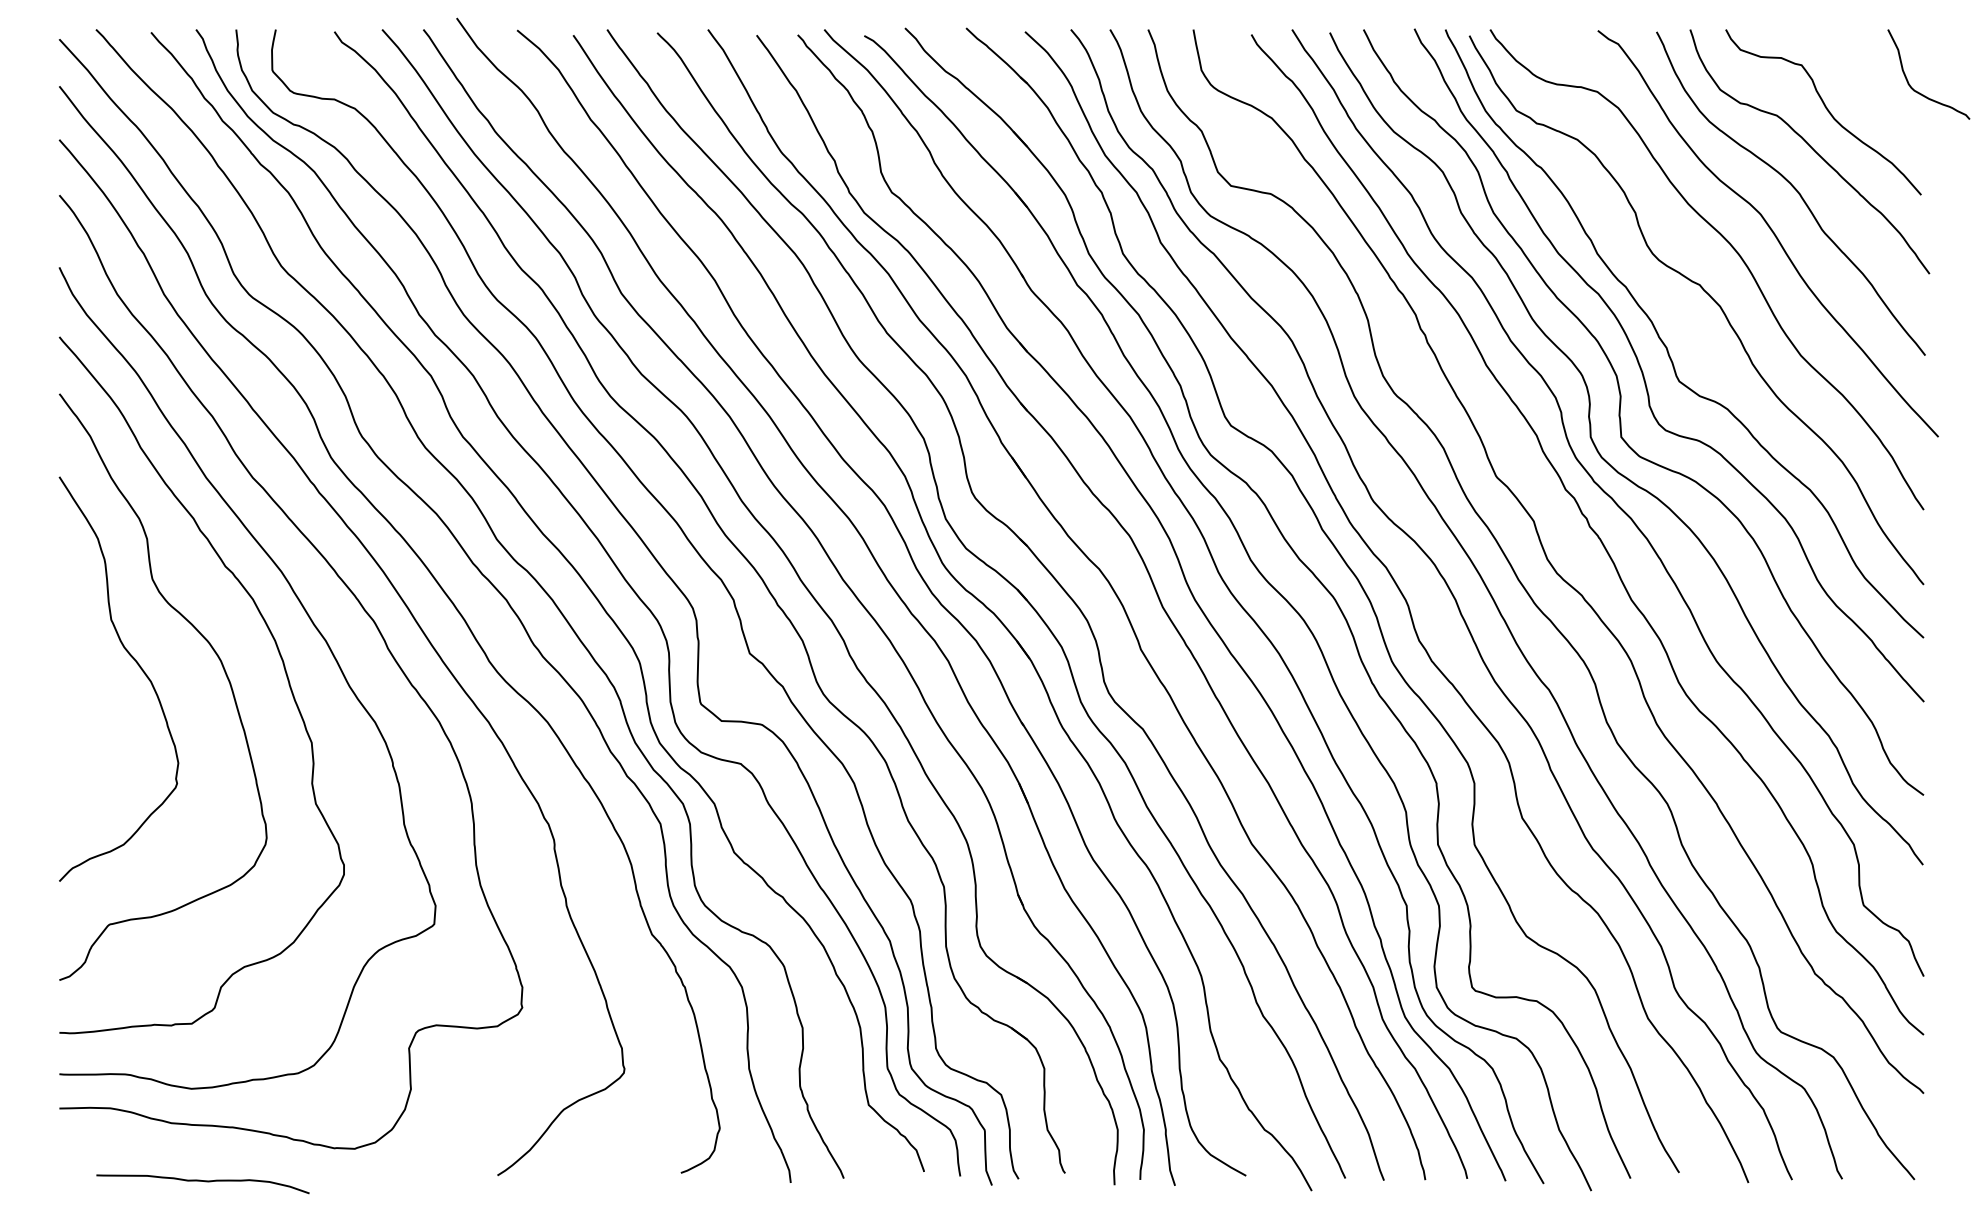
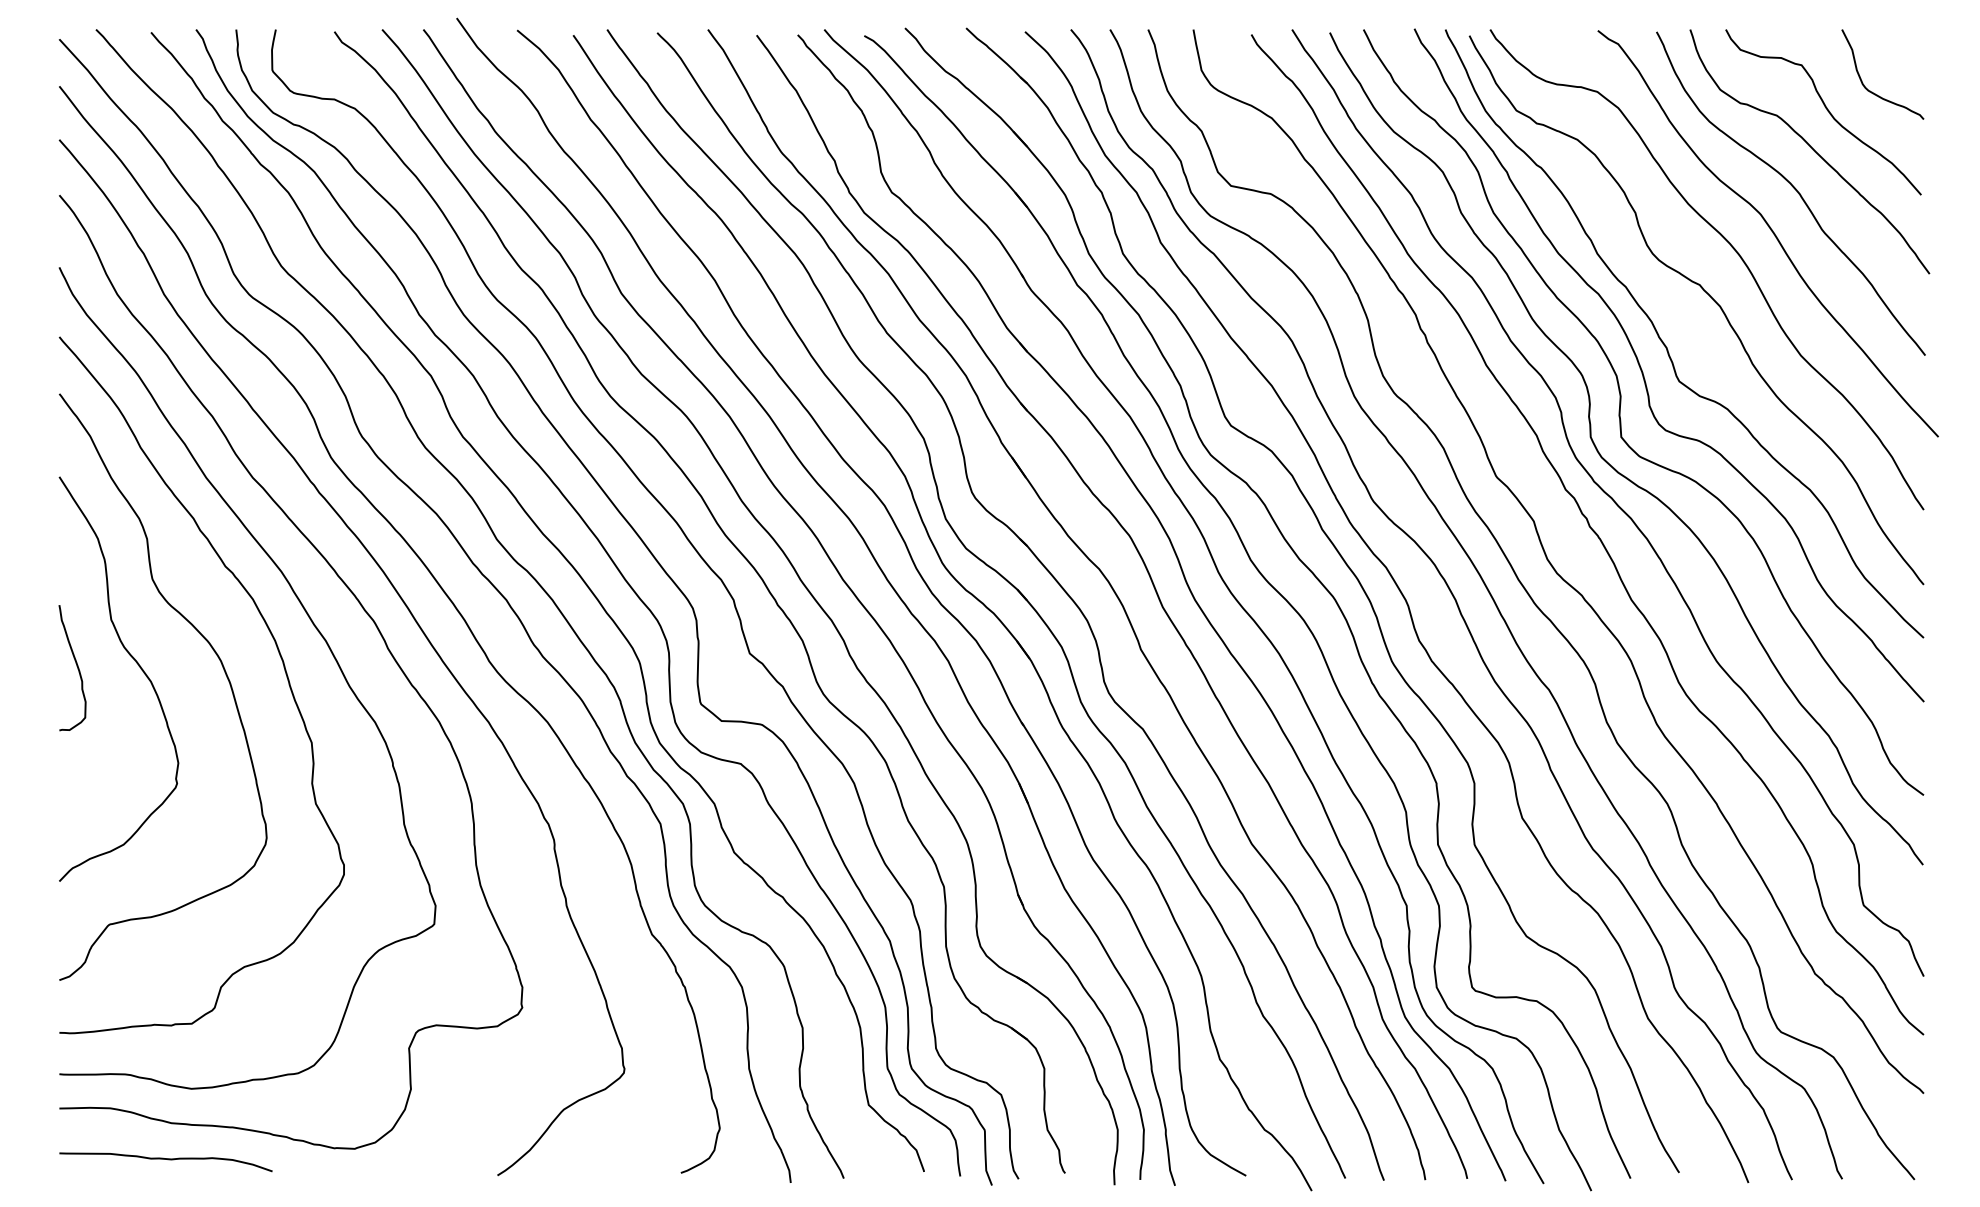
curve position: (1918, 91) -> (1872, 91) (1872, 91)
curve: none -> present (76, 666)
curve position: (202, 1181) -> (165, 1159) (165, 1159)
